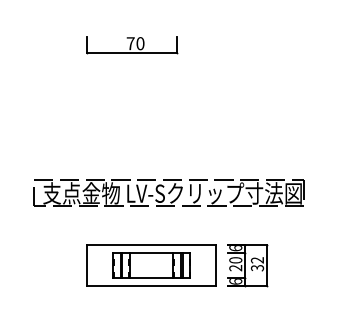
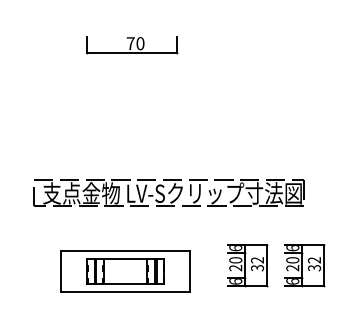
part position: (151, 265) -> (125, 271) (125, 271)
part: none -> present (304, 265)
